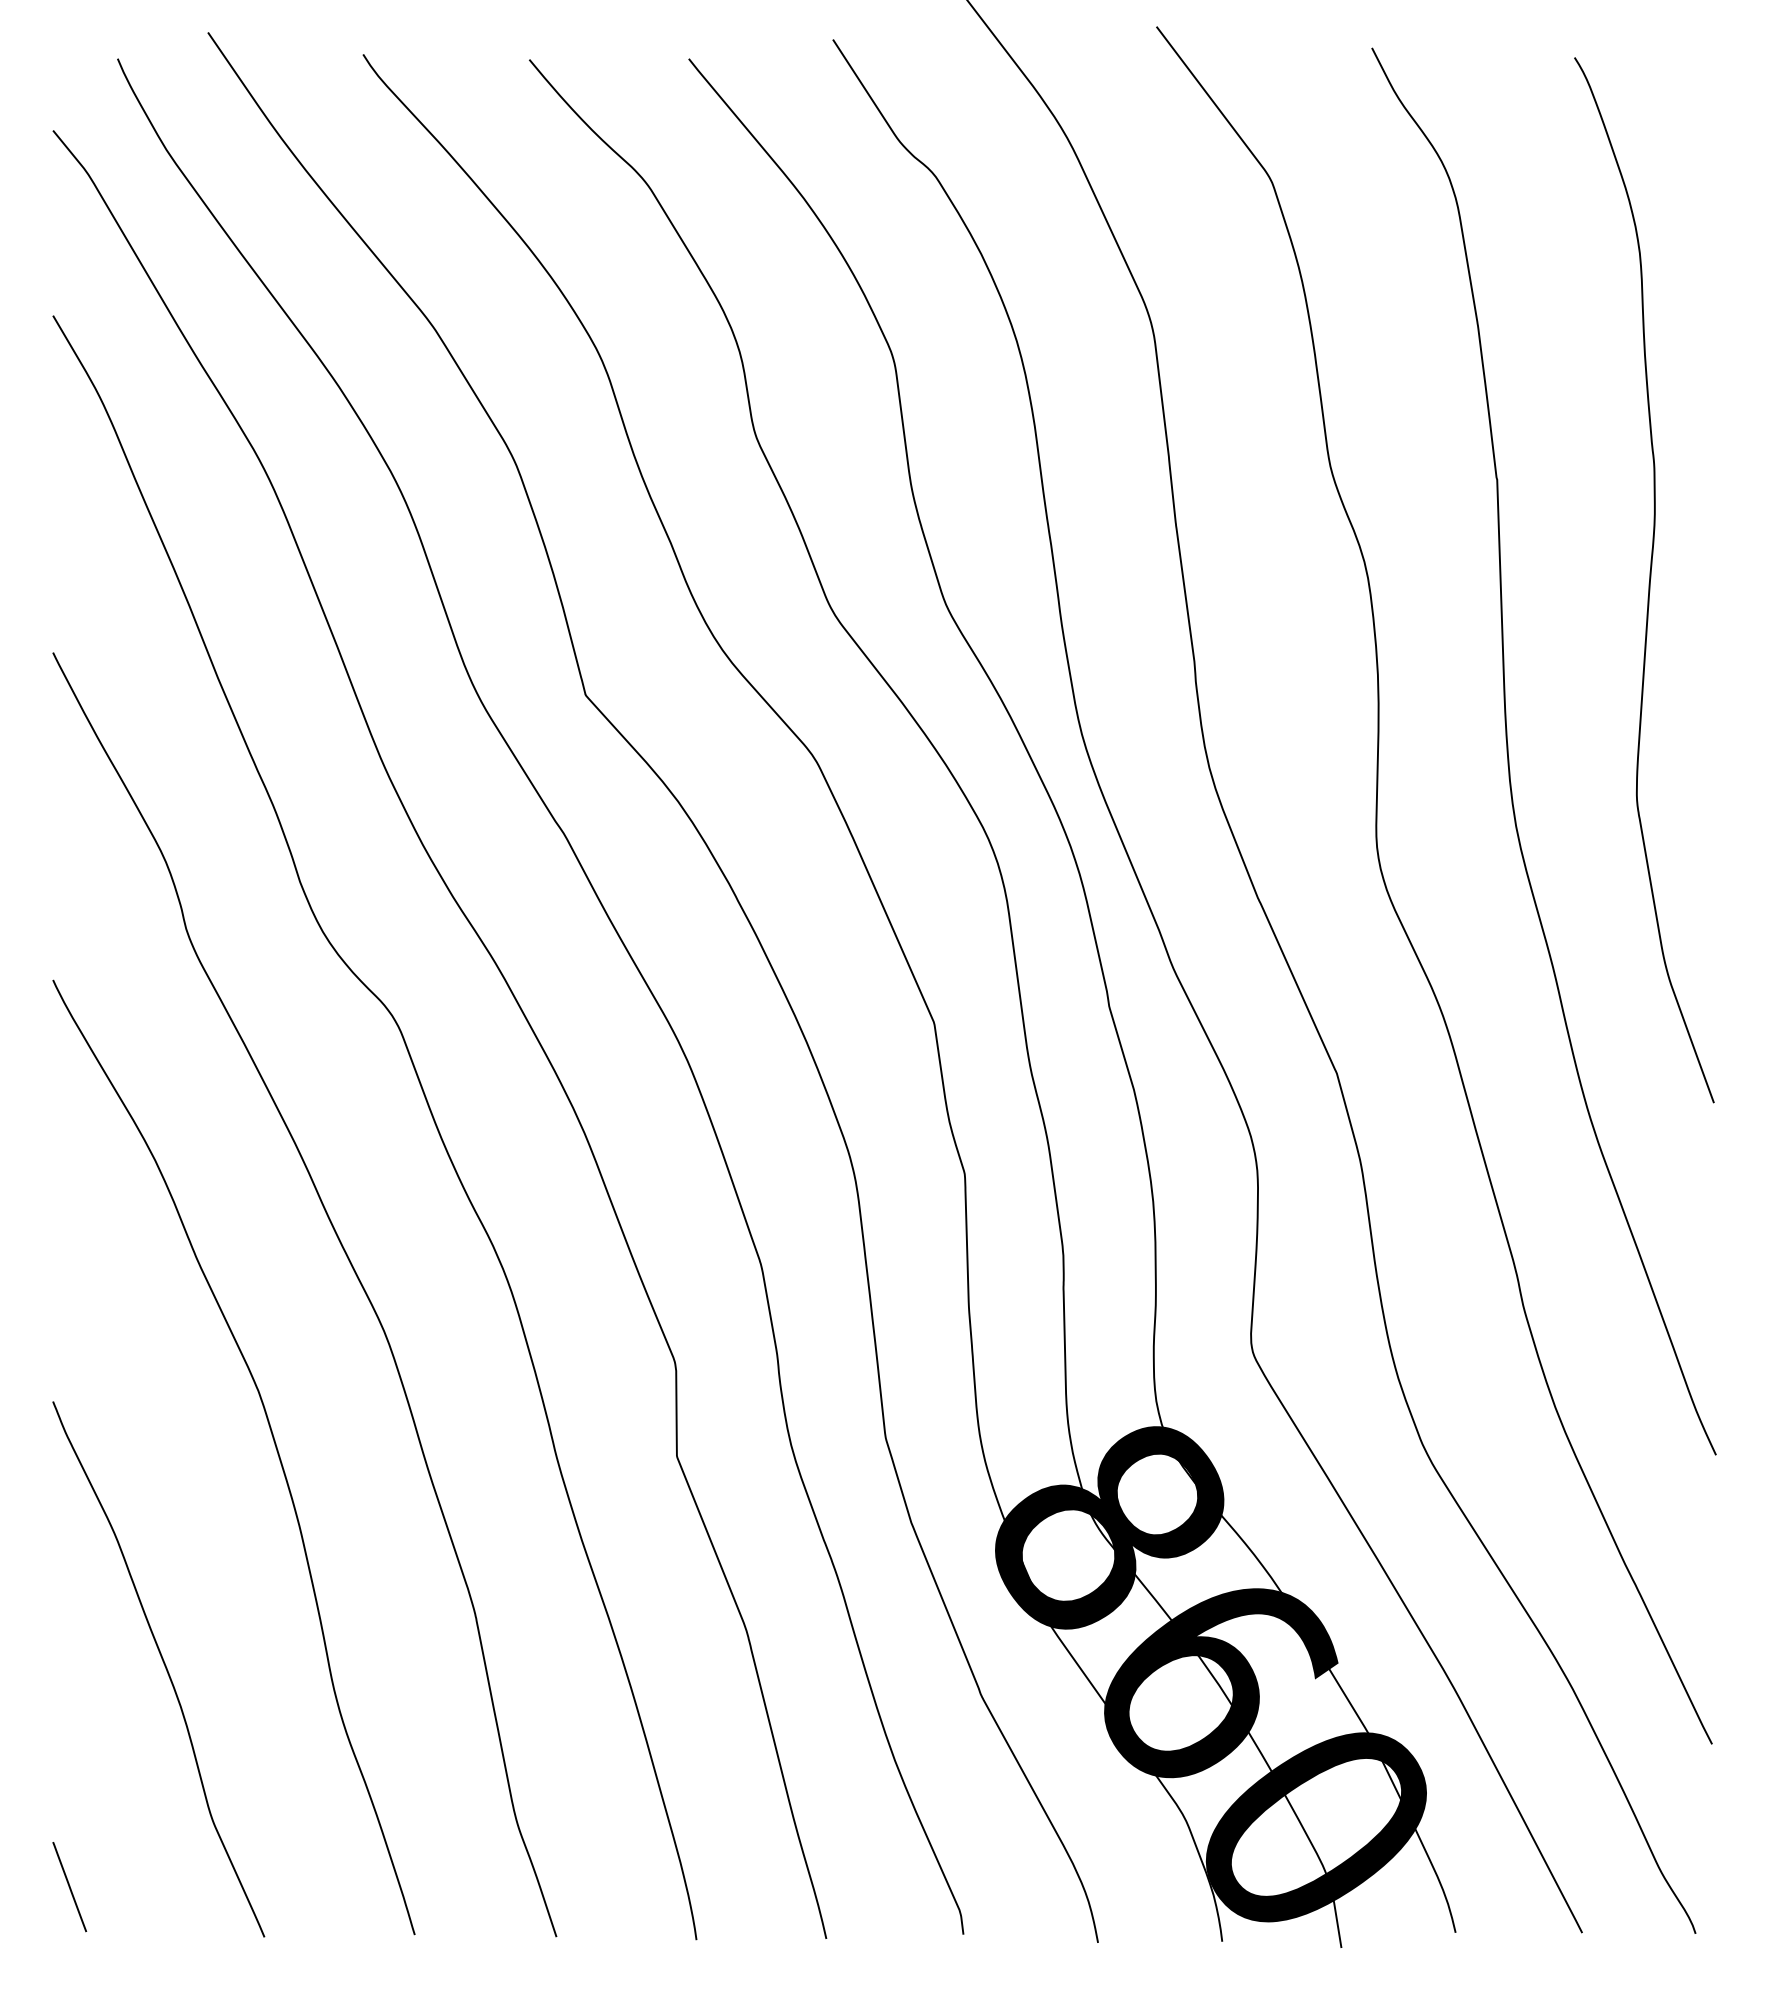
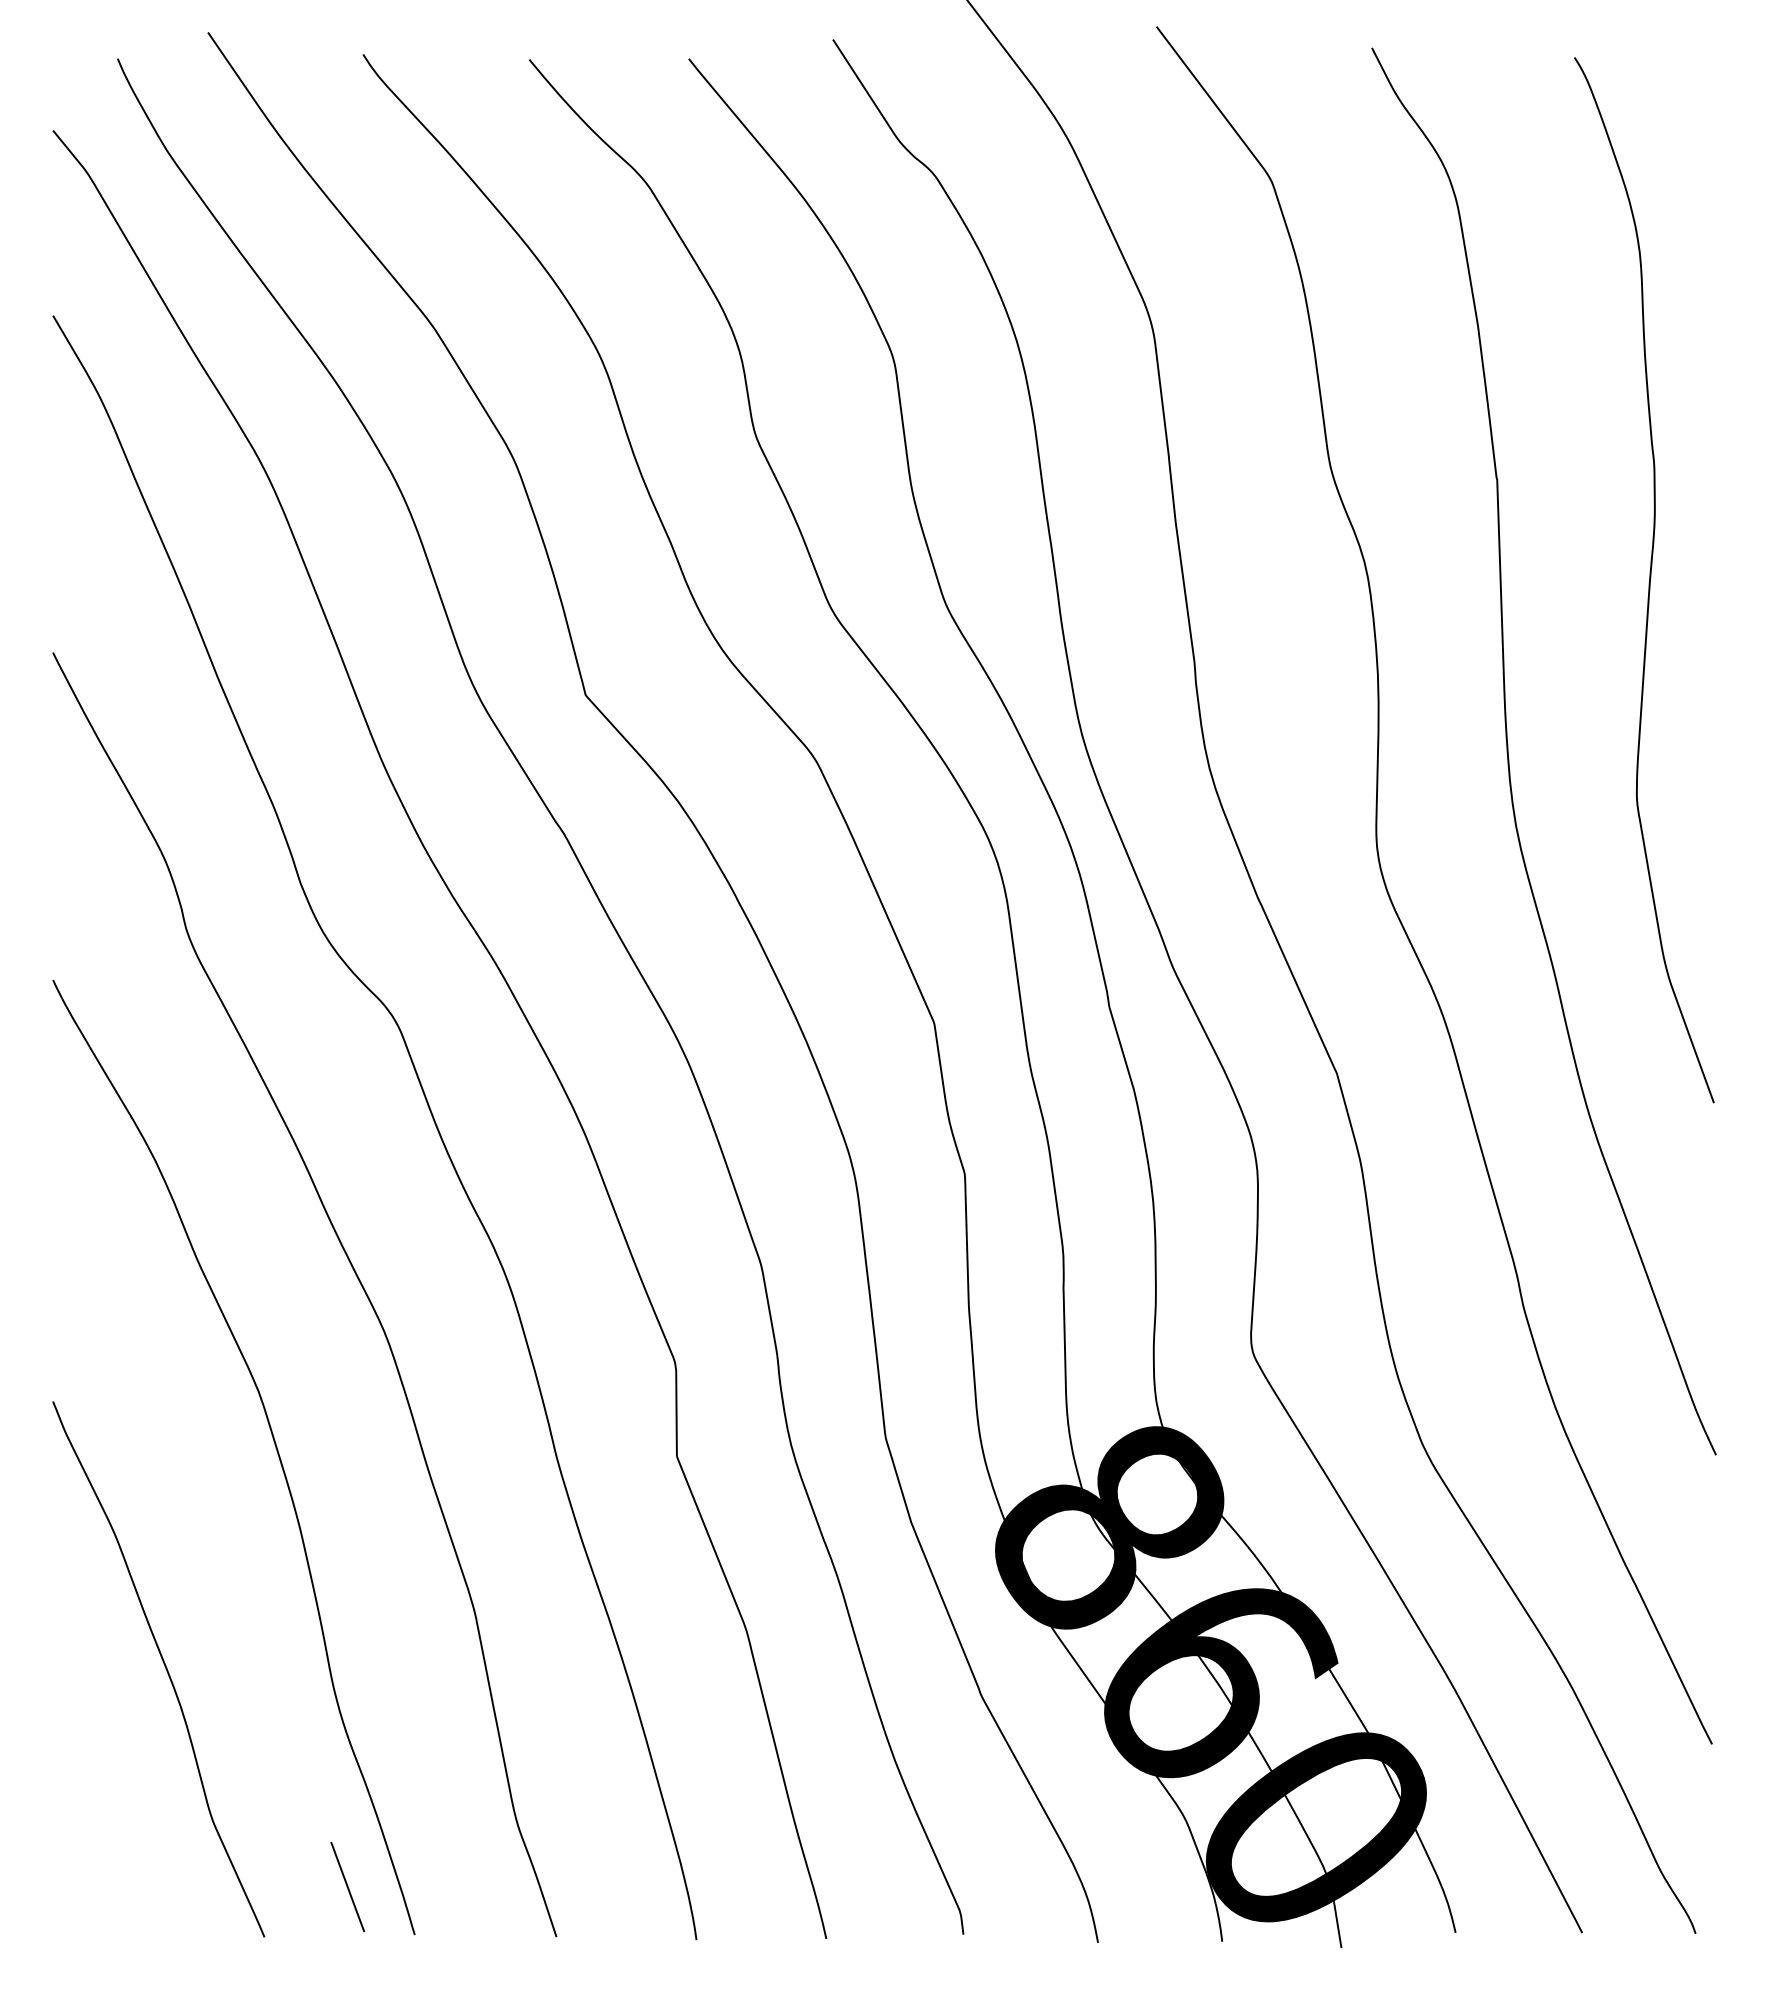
line position: (69, 1887) -> (347, 1887) (347, 1887)
